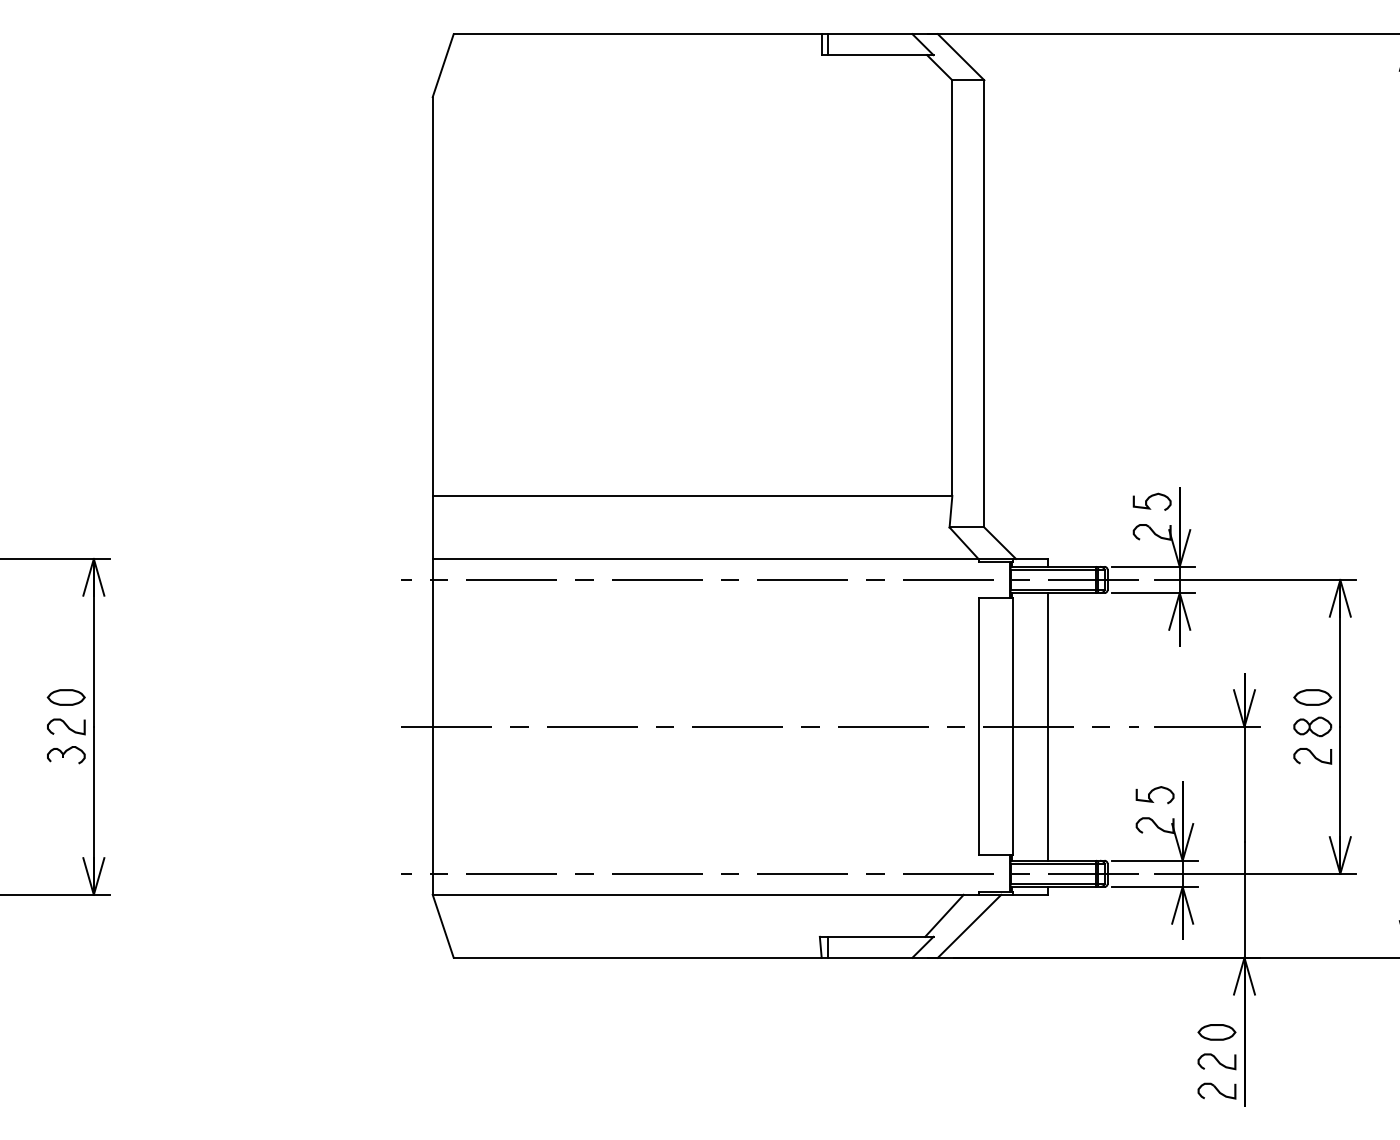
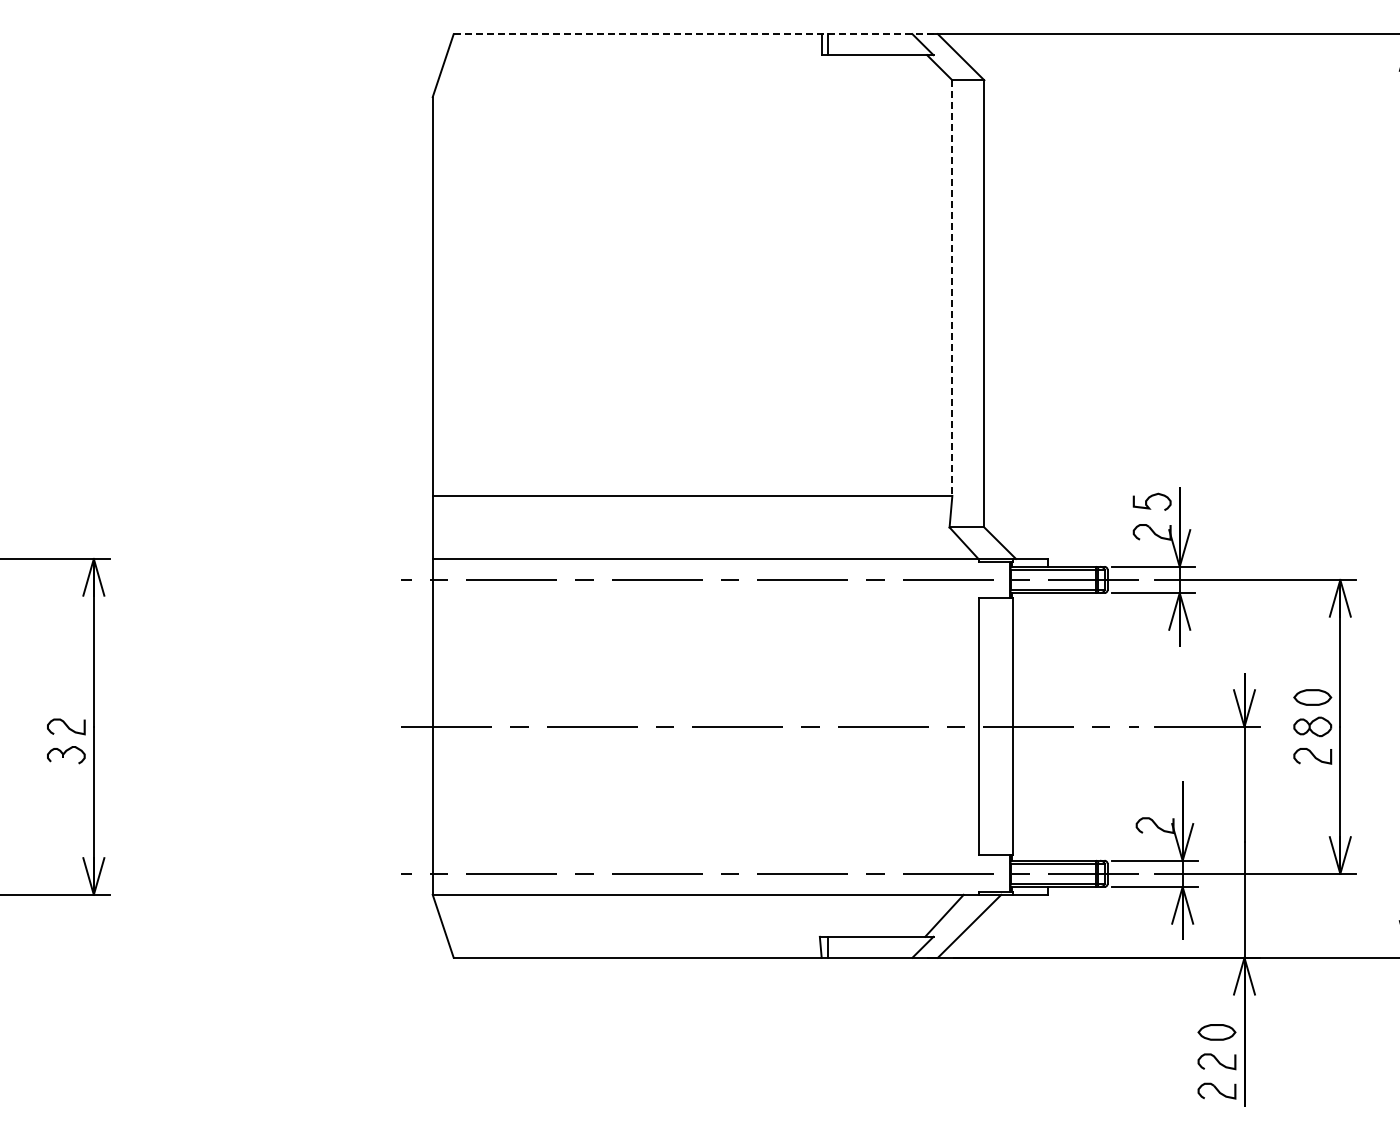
line: solid -> dashed (696, 34)
line: solid -> dashed (952, 288)
part: present -> none (65, 697)
line: present -> none (1047, 726)
curve: present -> none (1151, 793)
